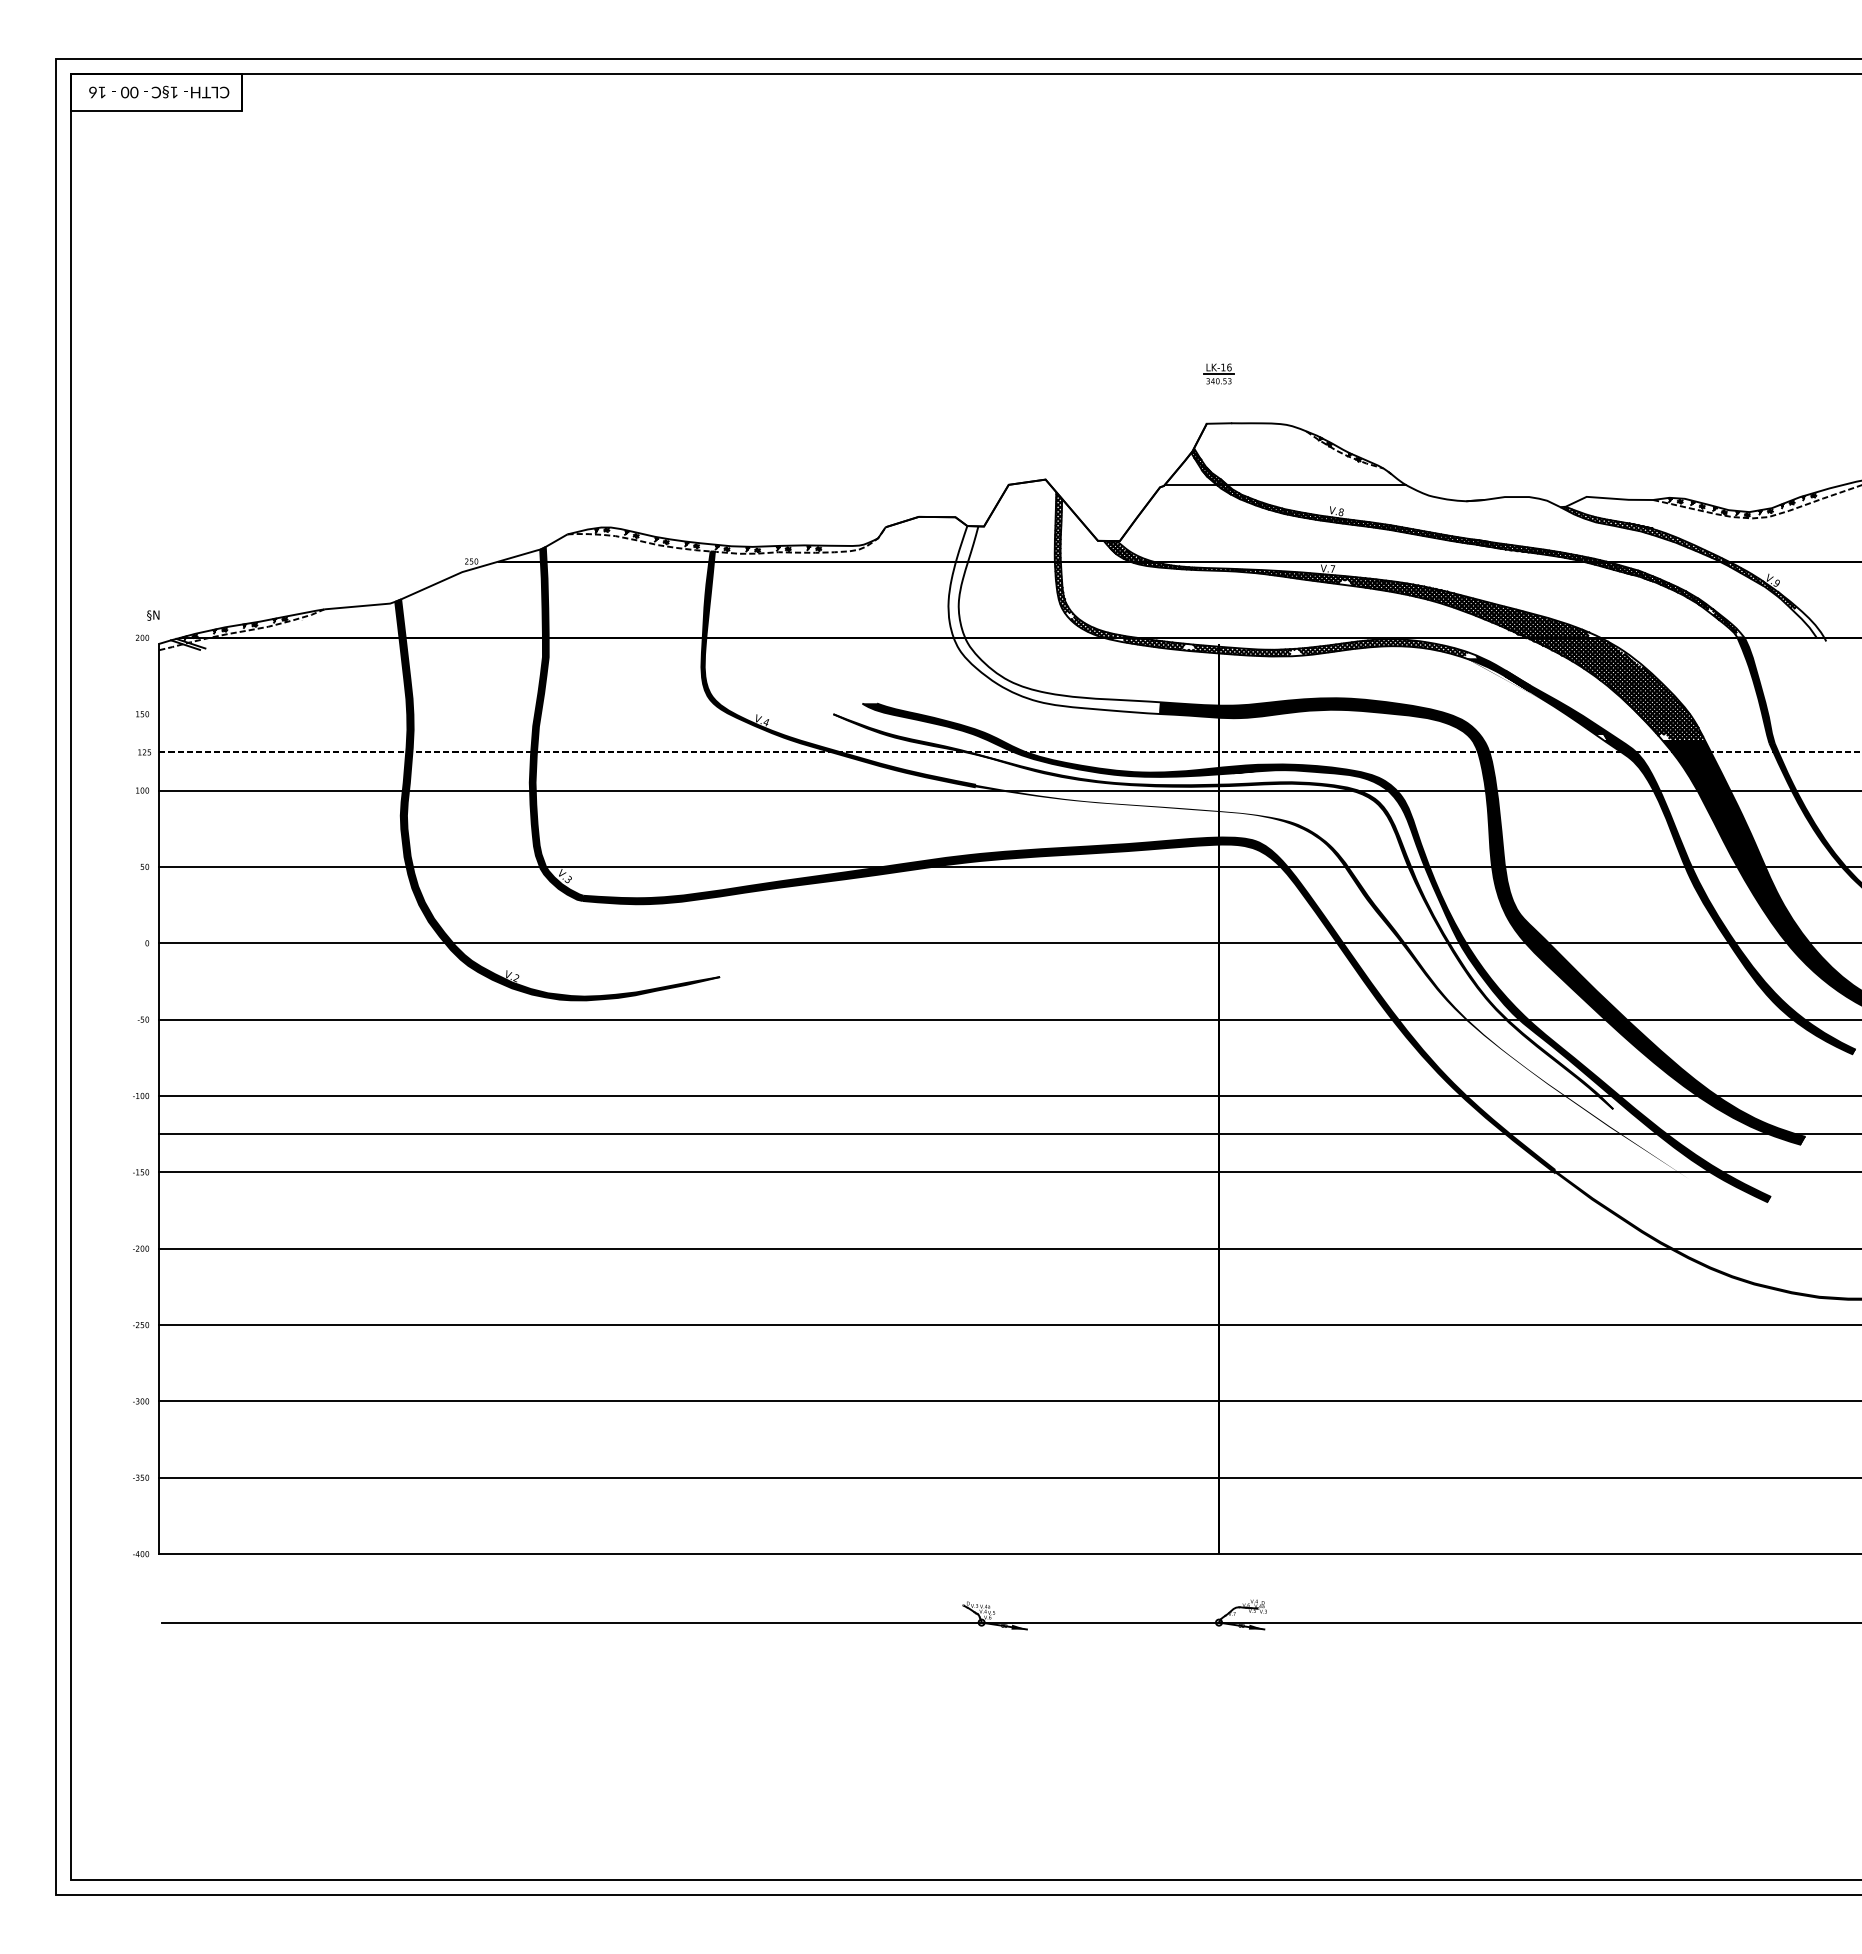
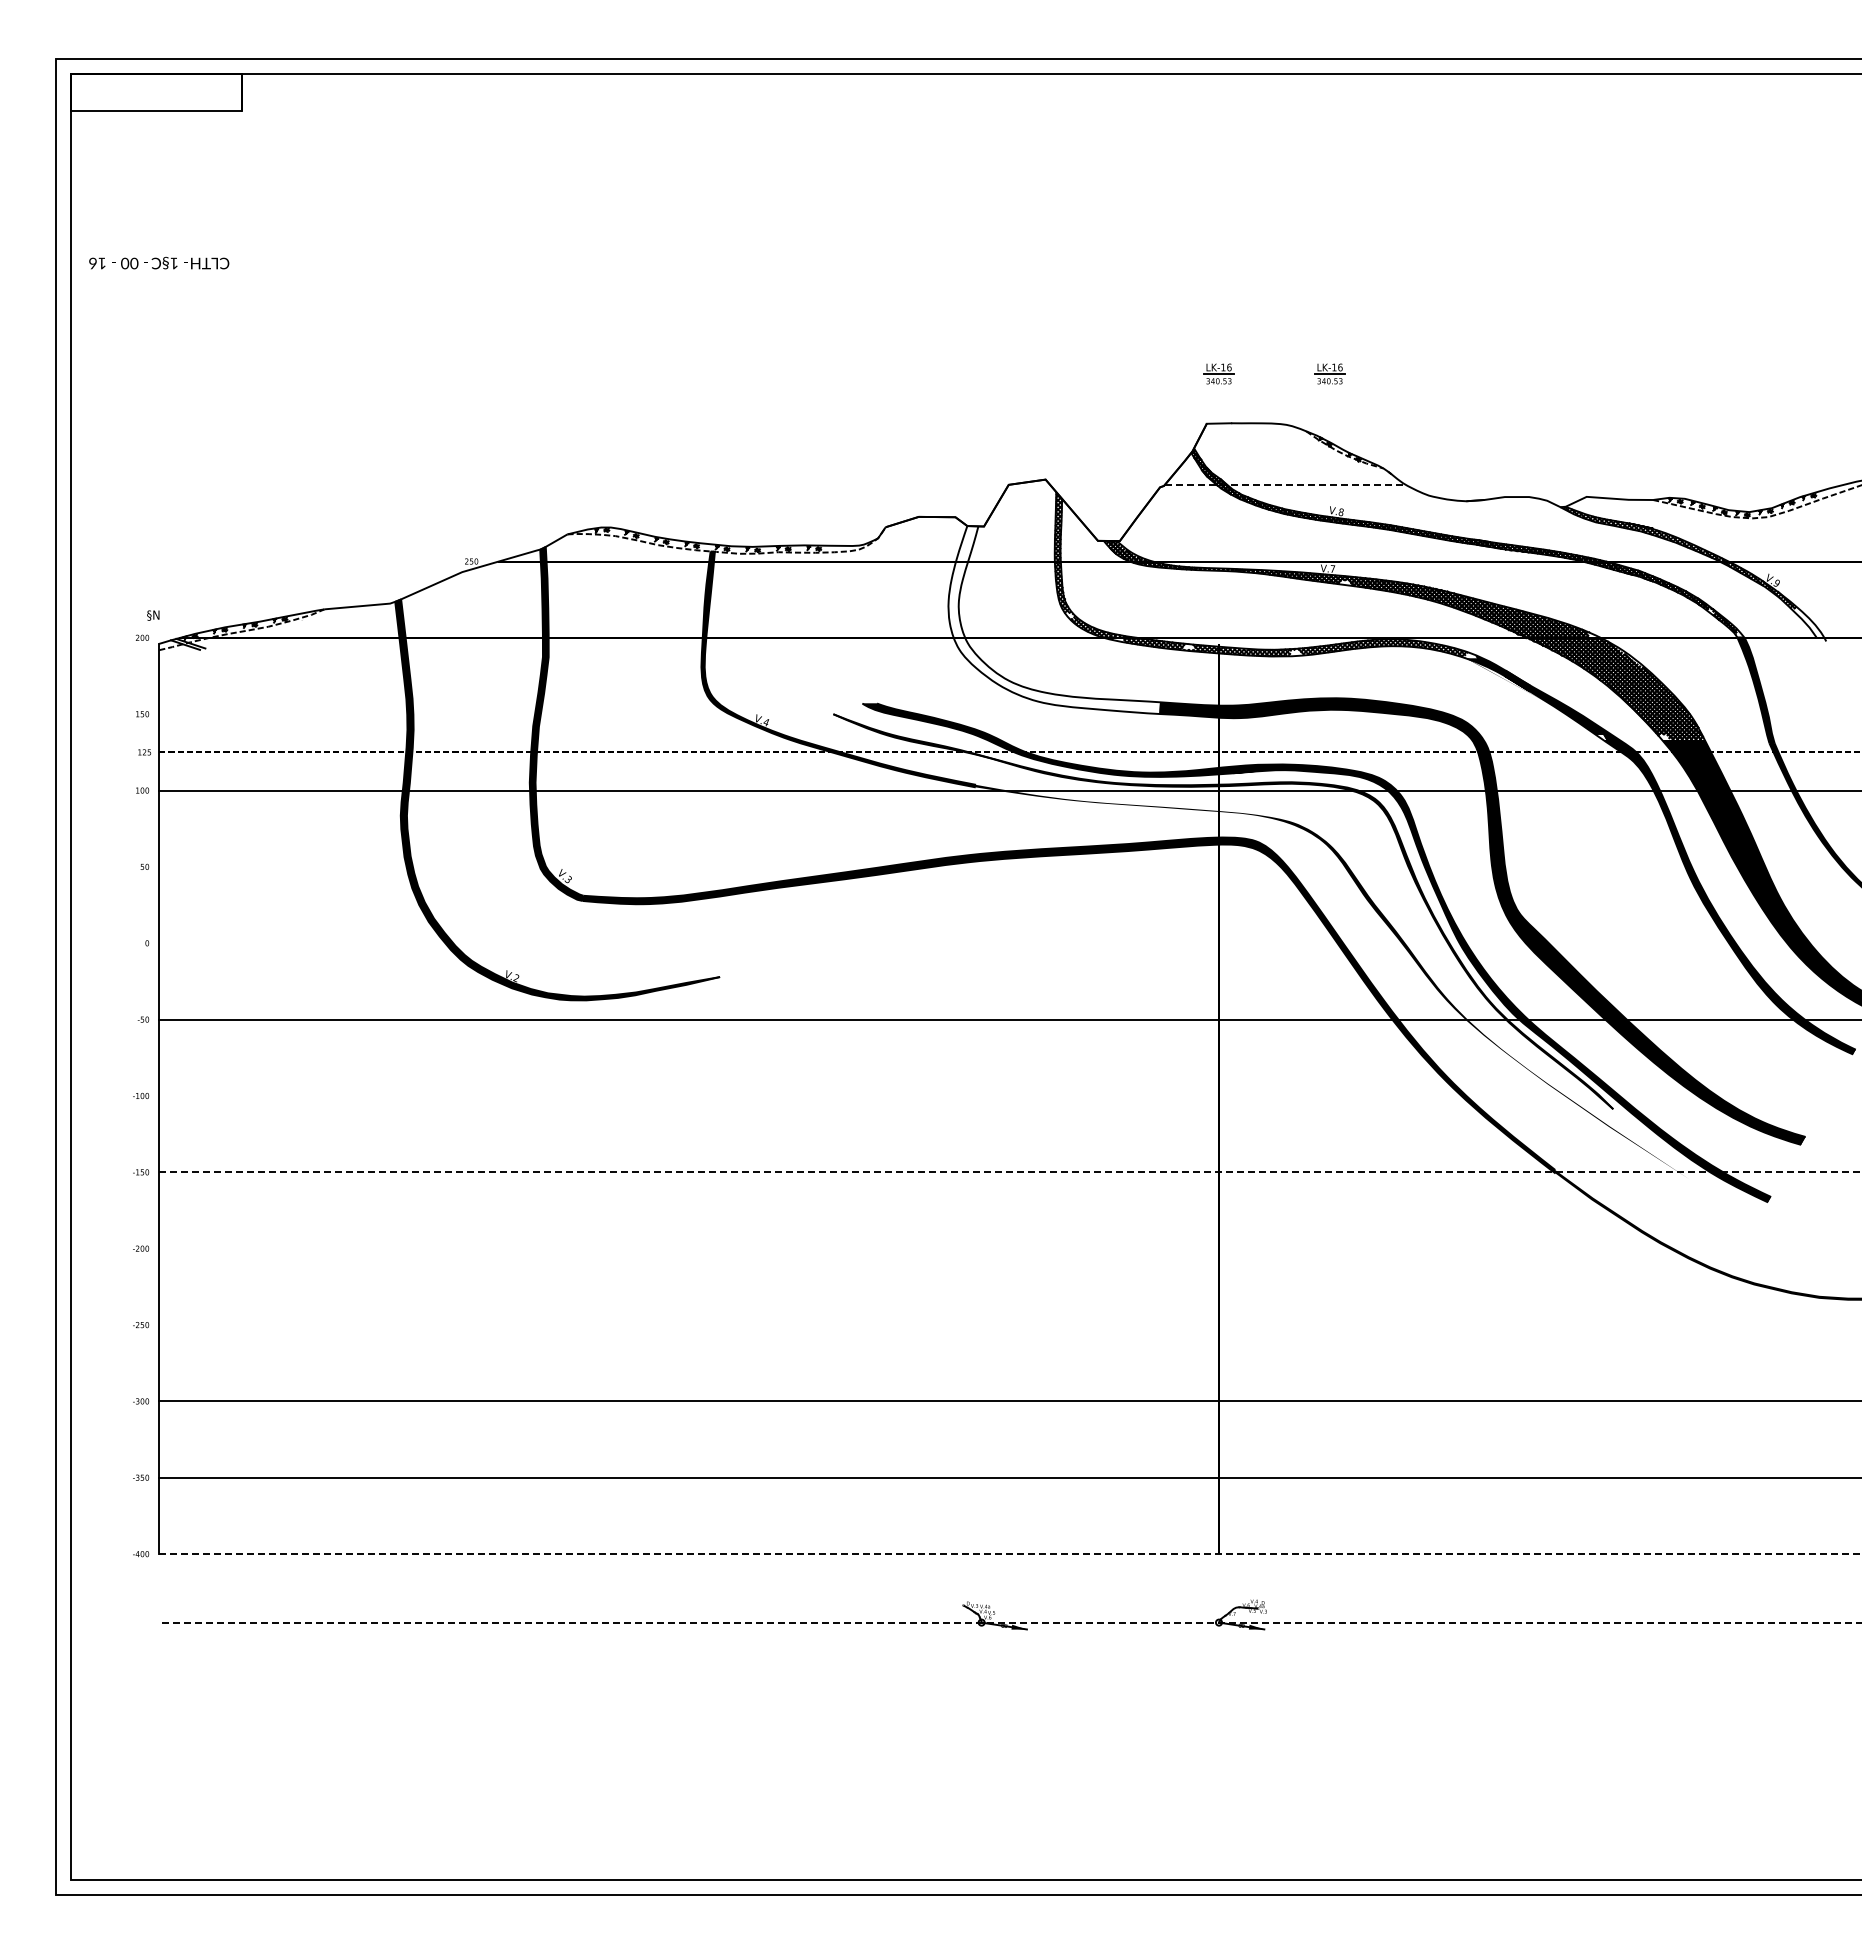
text position: (159, 91) -> (159, 262) (159, 262)
part: none -> present (1329, 373)
line: solid -> dashed (1285, 485)
line: present -> none (1008, 866)
line: present -> none (1008, 943)
line: present -> none (1008, 1096)
line: present -> none (1008, 1134)
line: solid -> dashed (1010, 1172)
line: present -> none (1008, 1248)
line: present -> none (1008, 1325)
line: solid -> dashed (1010, 1554)
line: solid -> dashed (1012, 1622)
